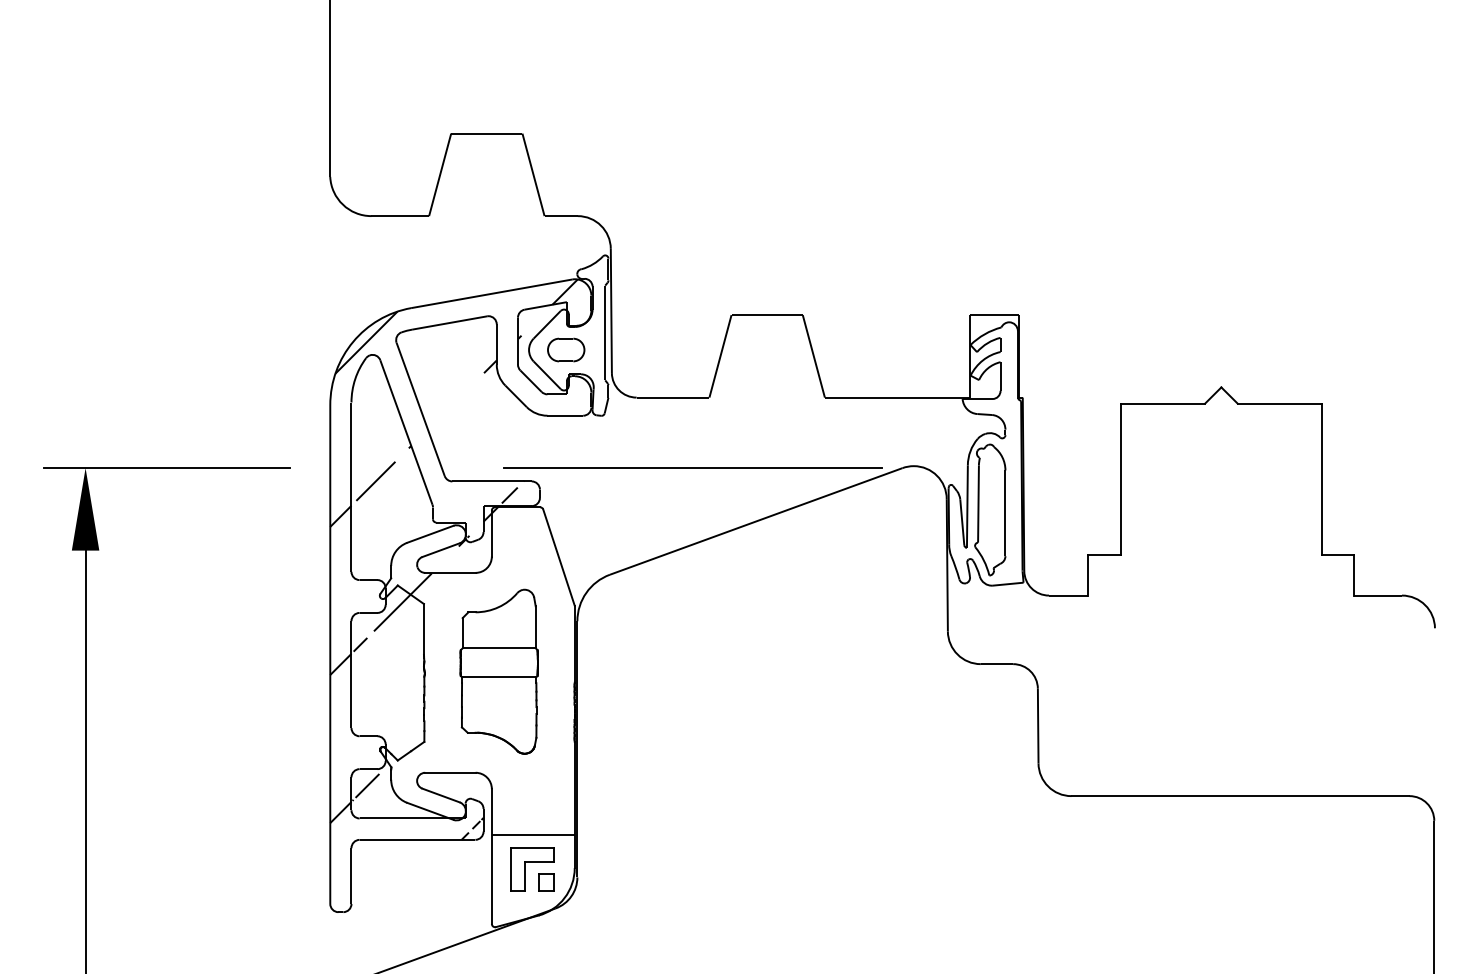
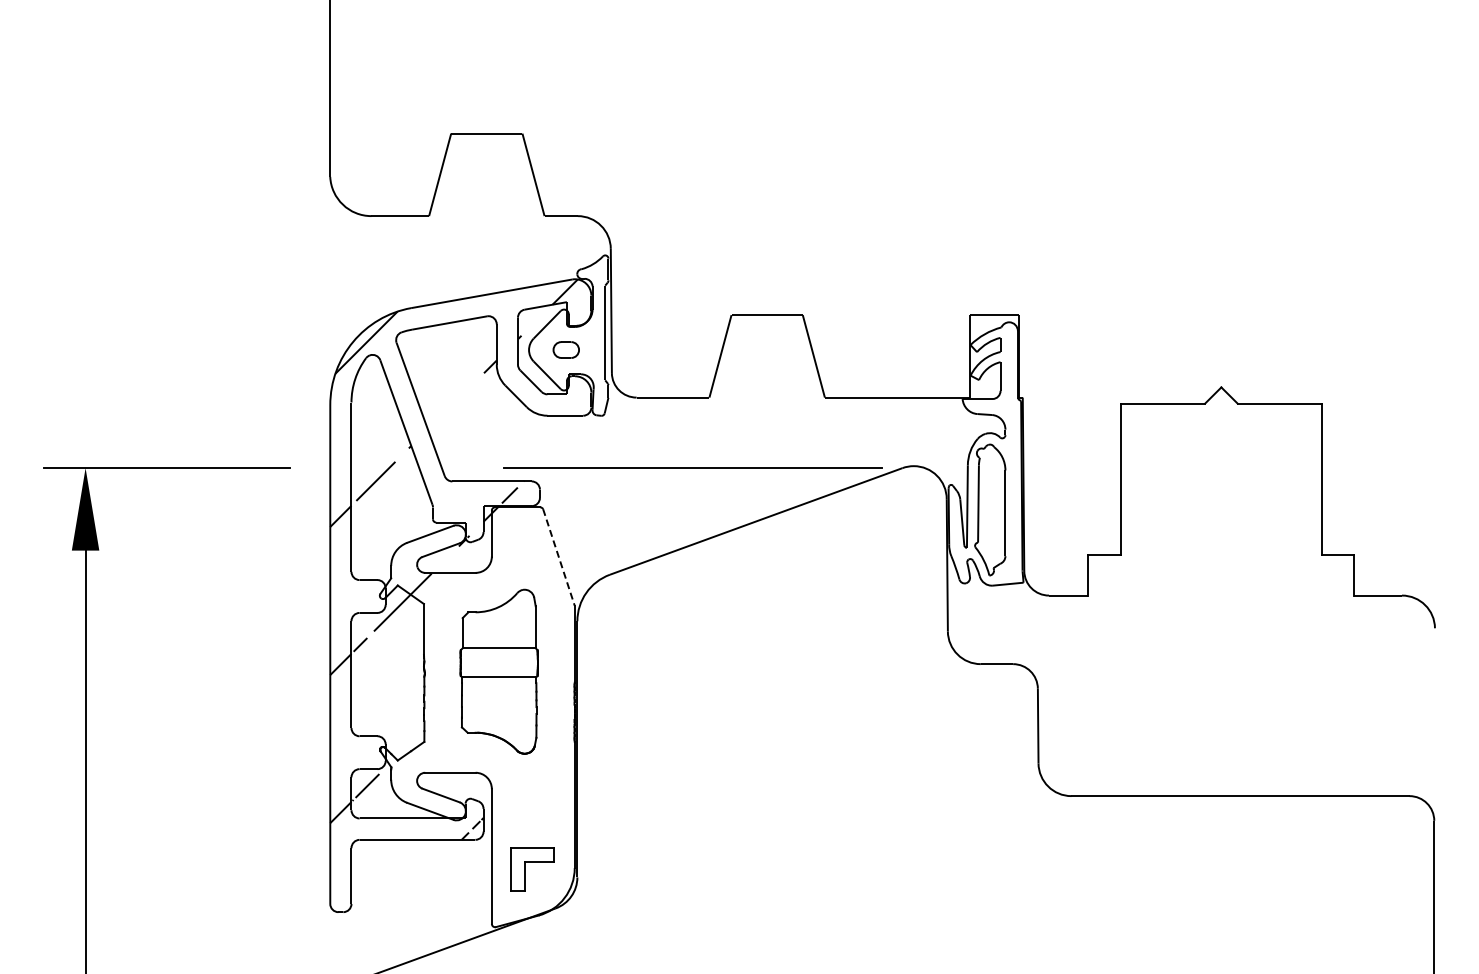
part size: 39x26 px -> 28x18 px (565, 349)
line: solid -> dashed (558, 557)
line: present -> none (533, 834)
part: present -> none (546, 882)
